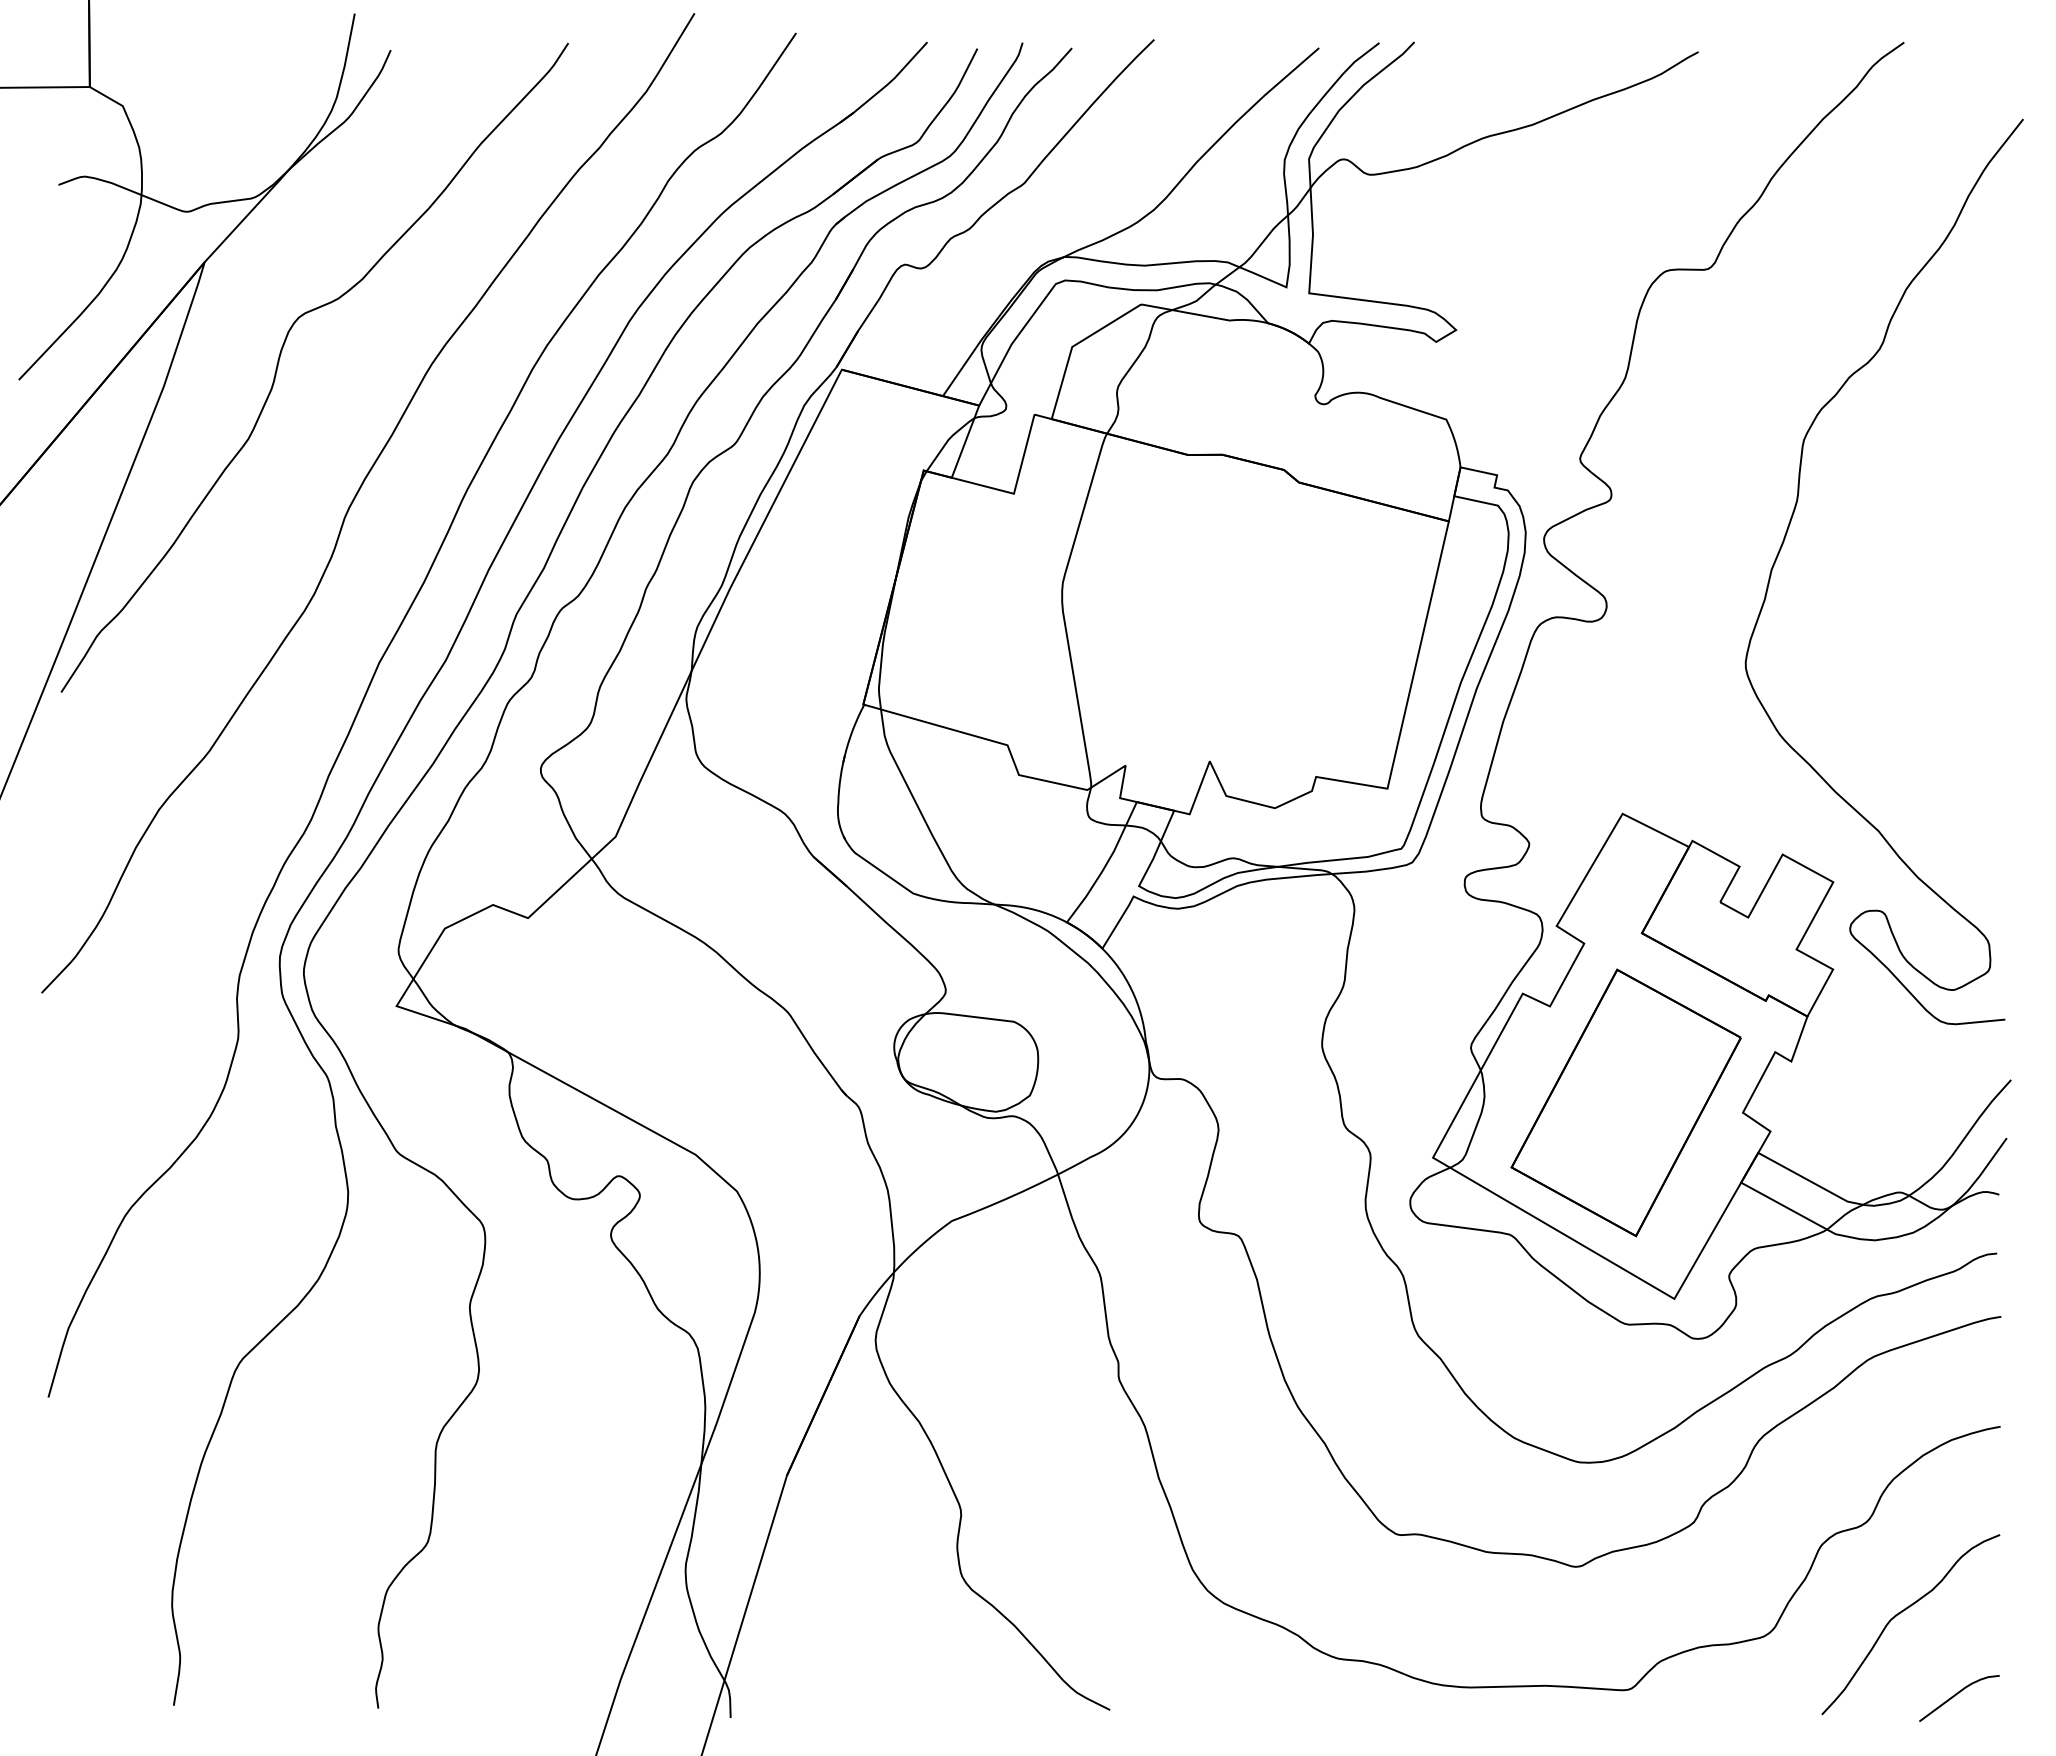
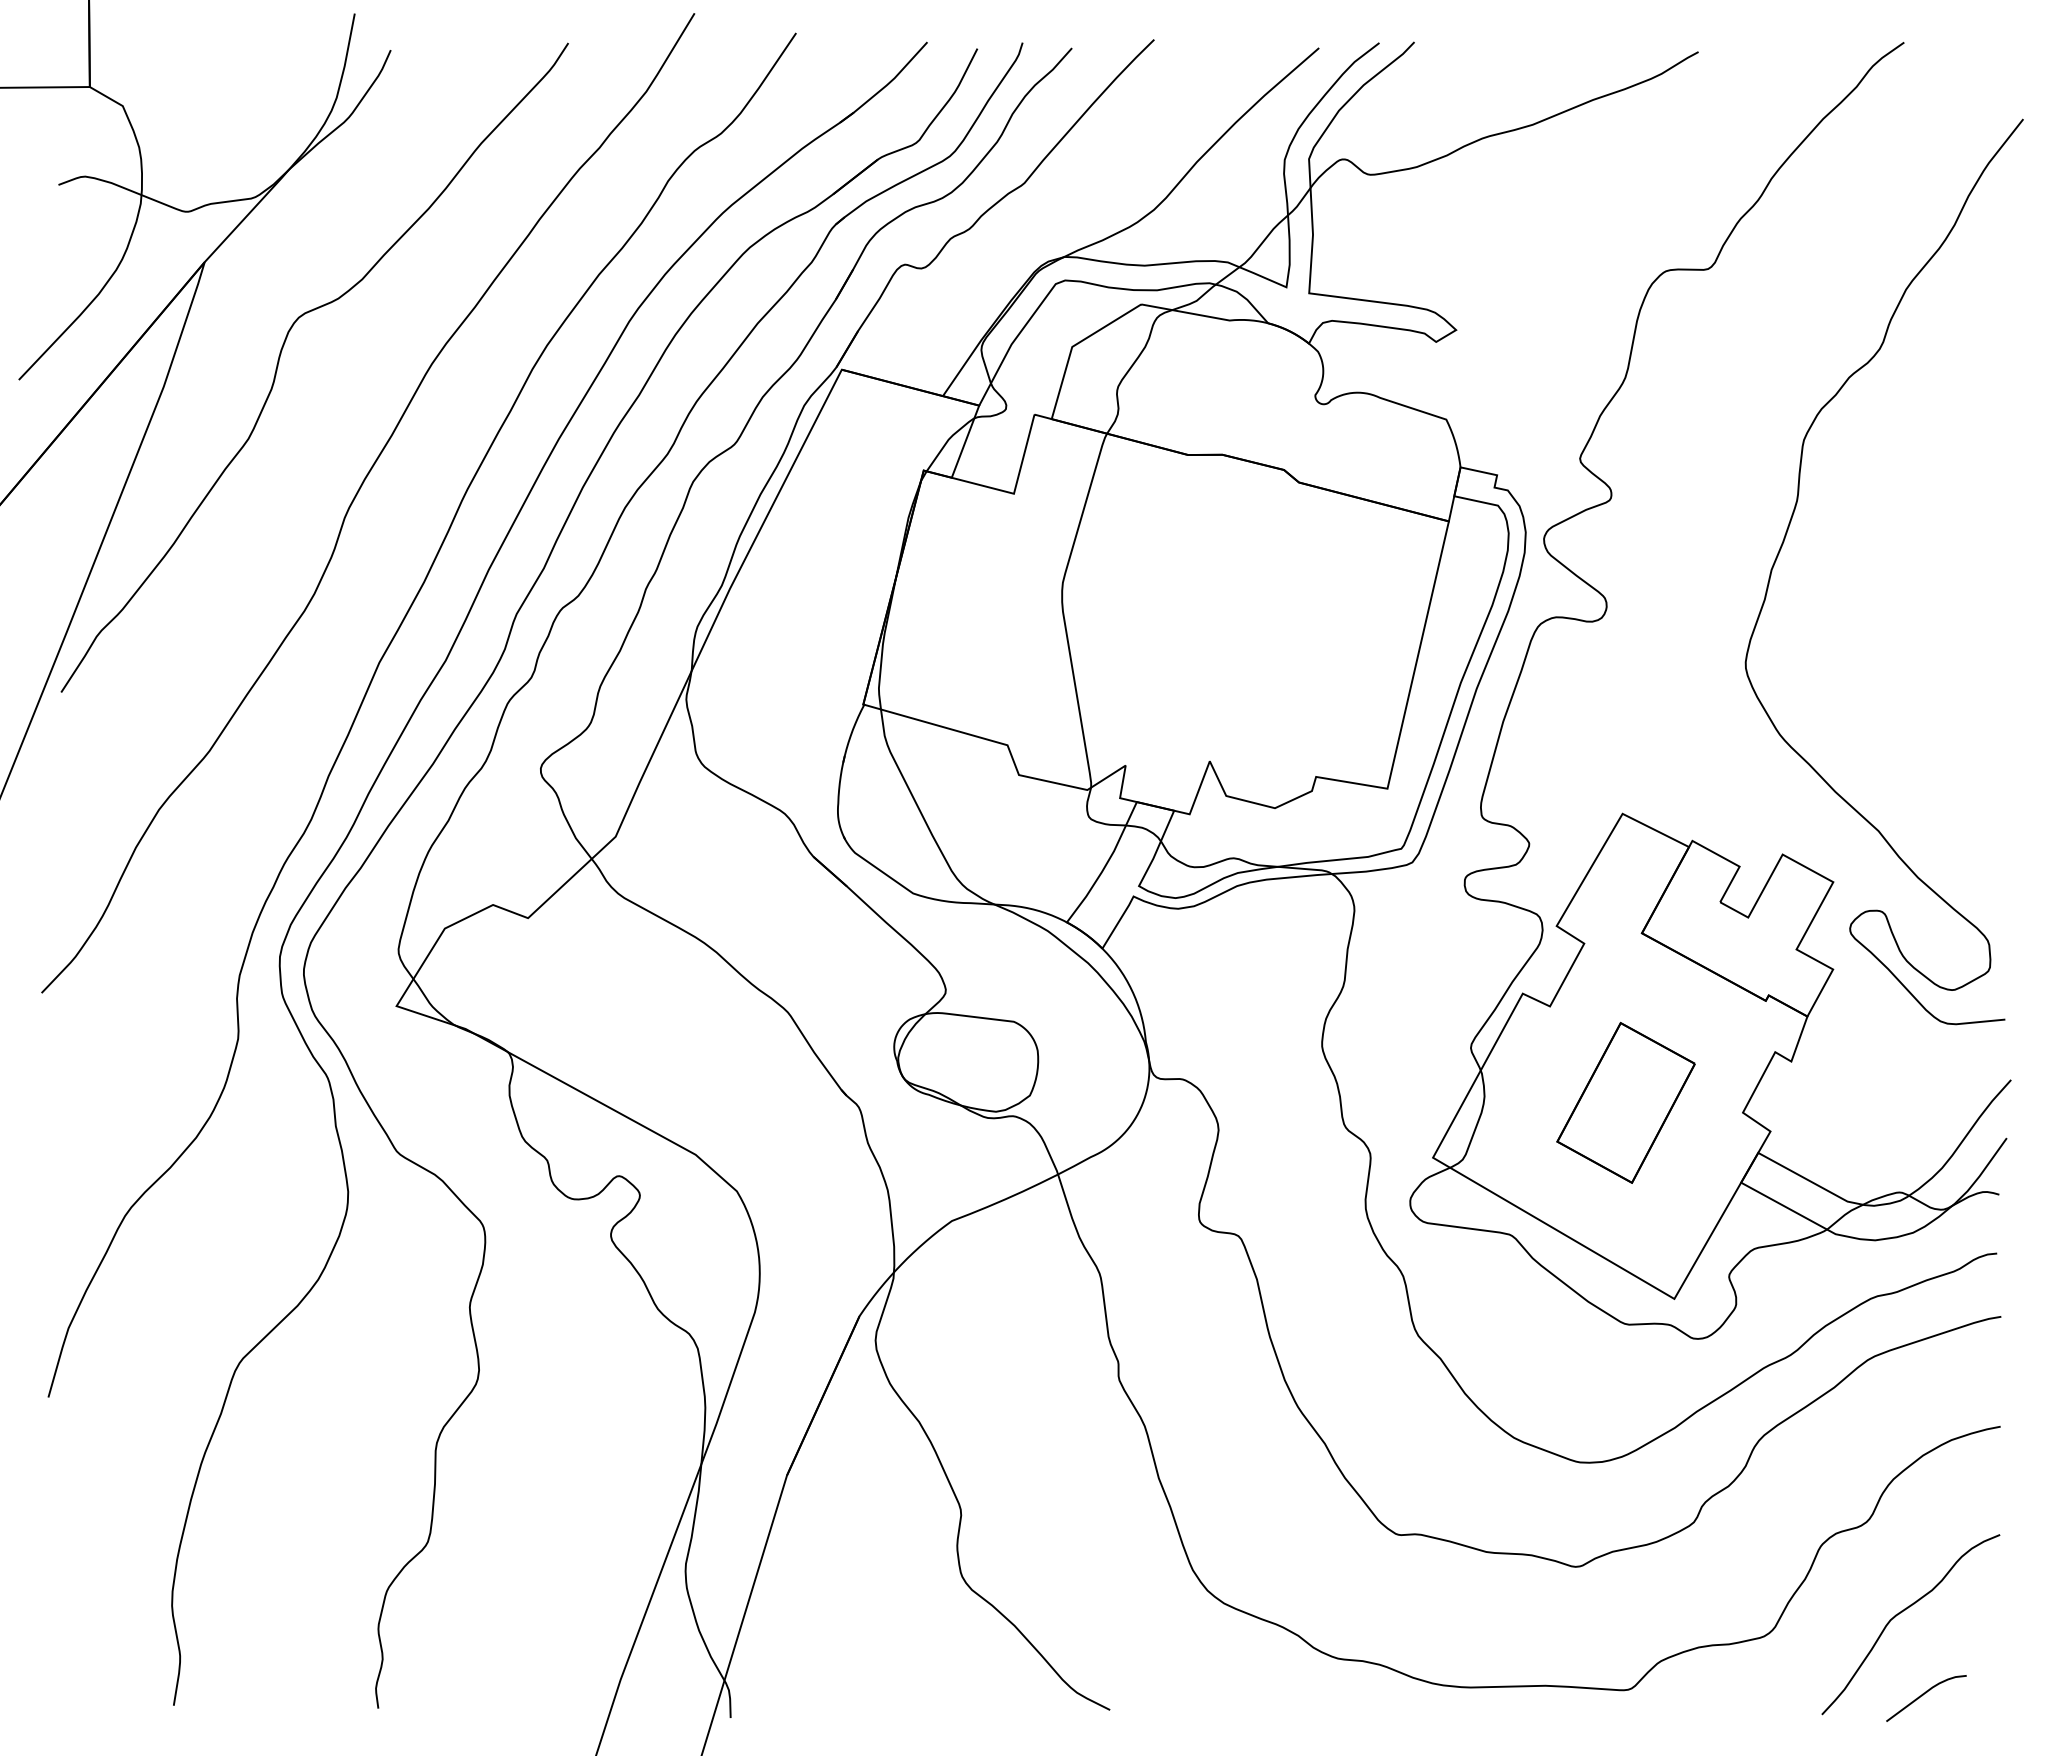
part size: 232x270 px -> 140x162 px (1625, 1102)
curve position: (1956, 1695) -> (1923, 1695) (1923, 1695)
